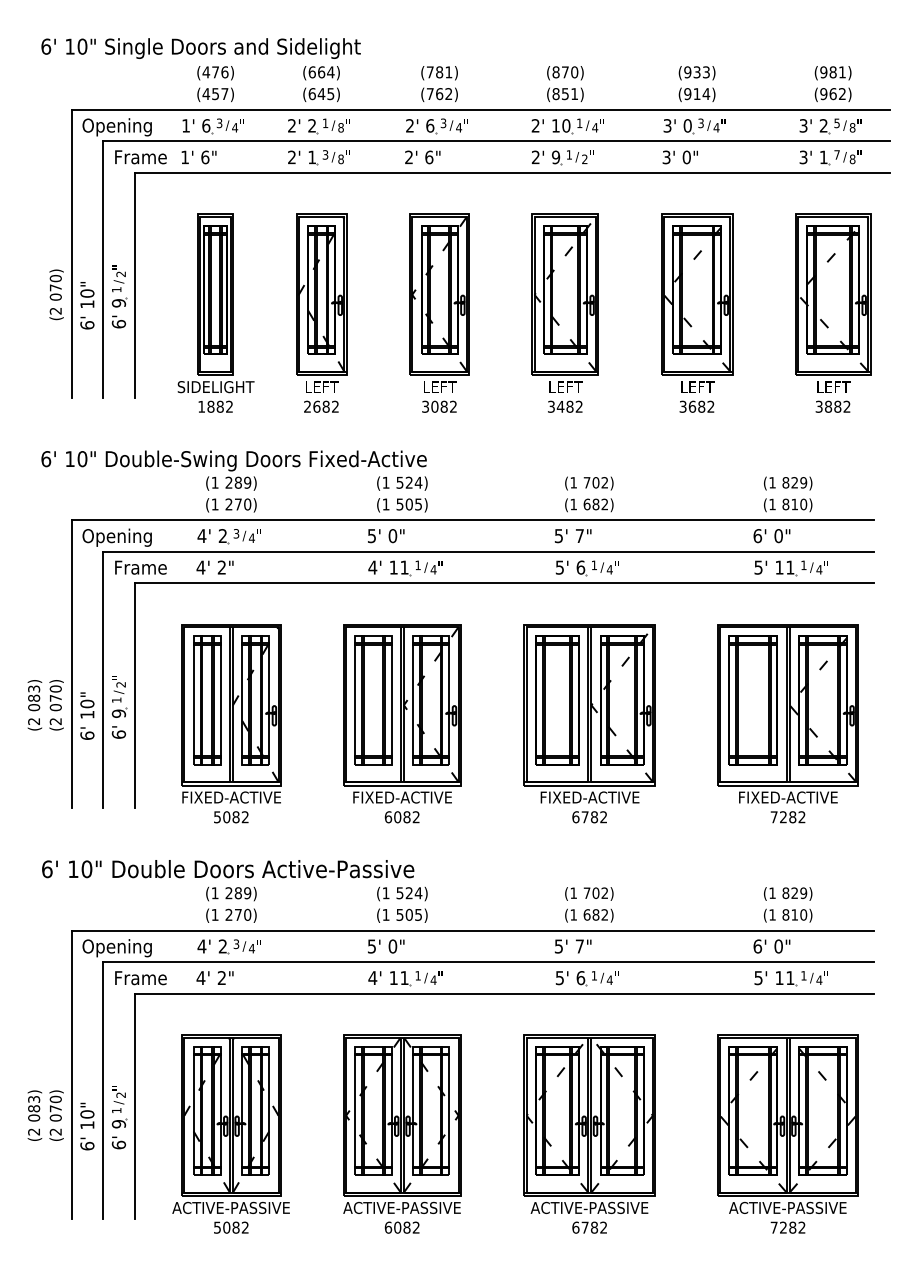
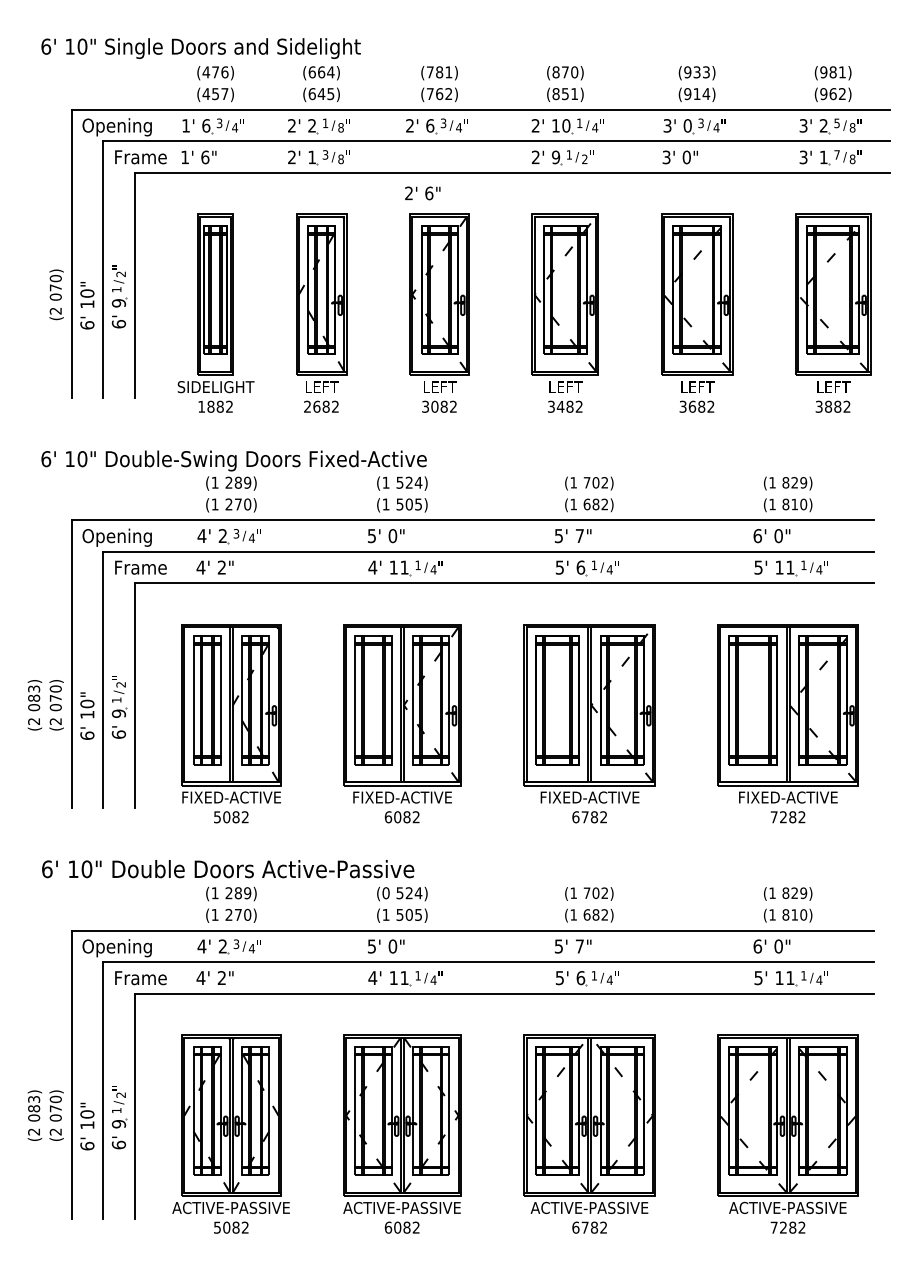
text position: (422, 157) -> (422, 193) (422, 193)
text: (1 -> (0 (385, 893)
